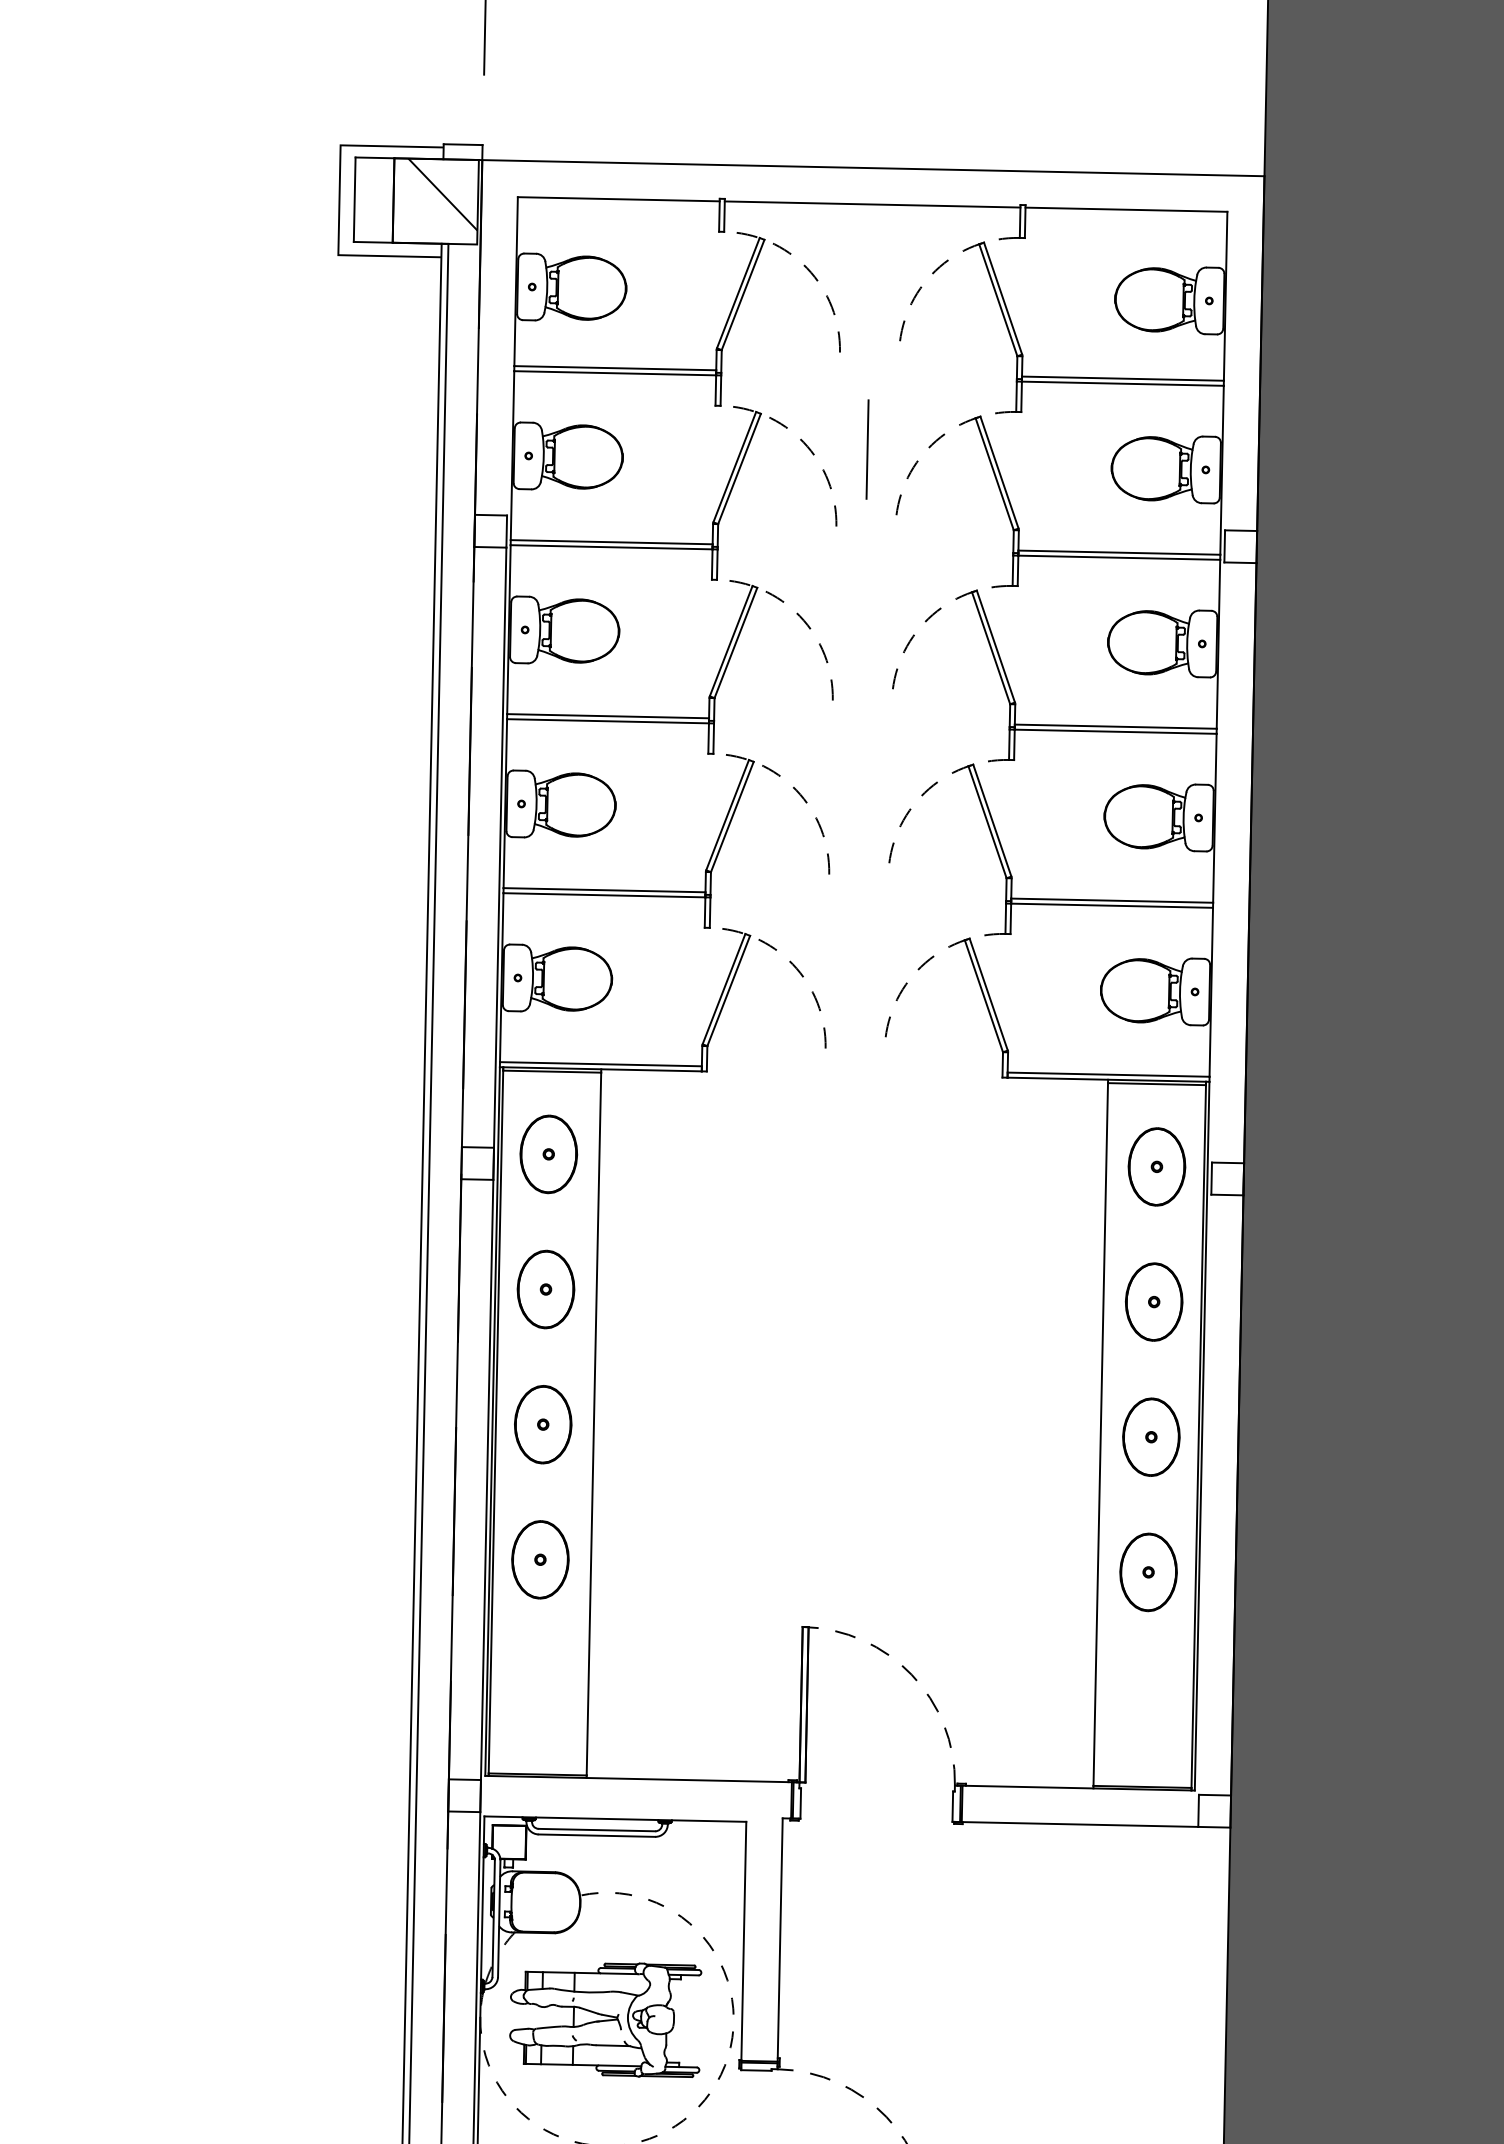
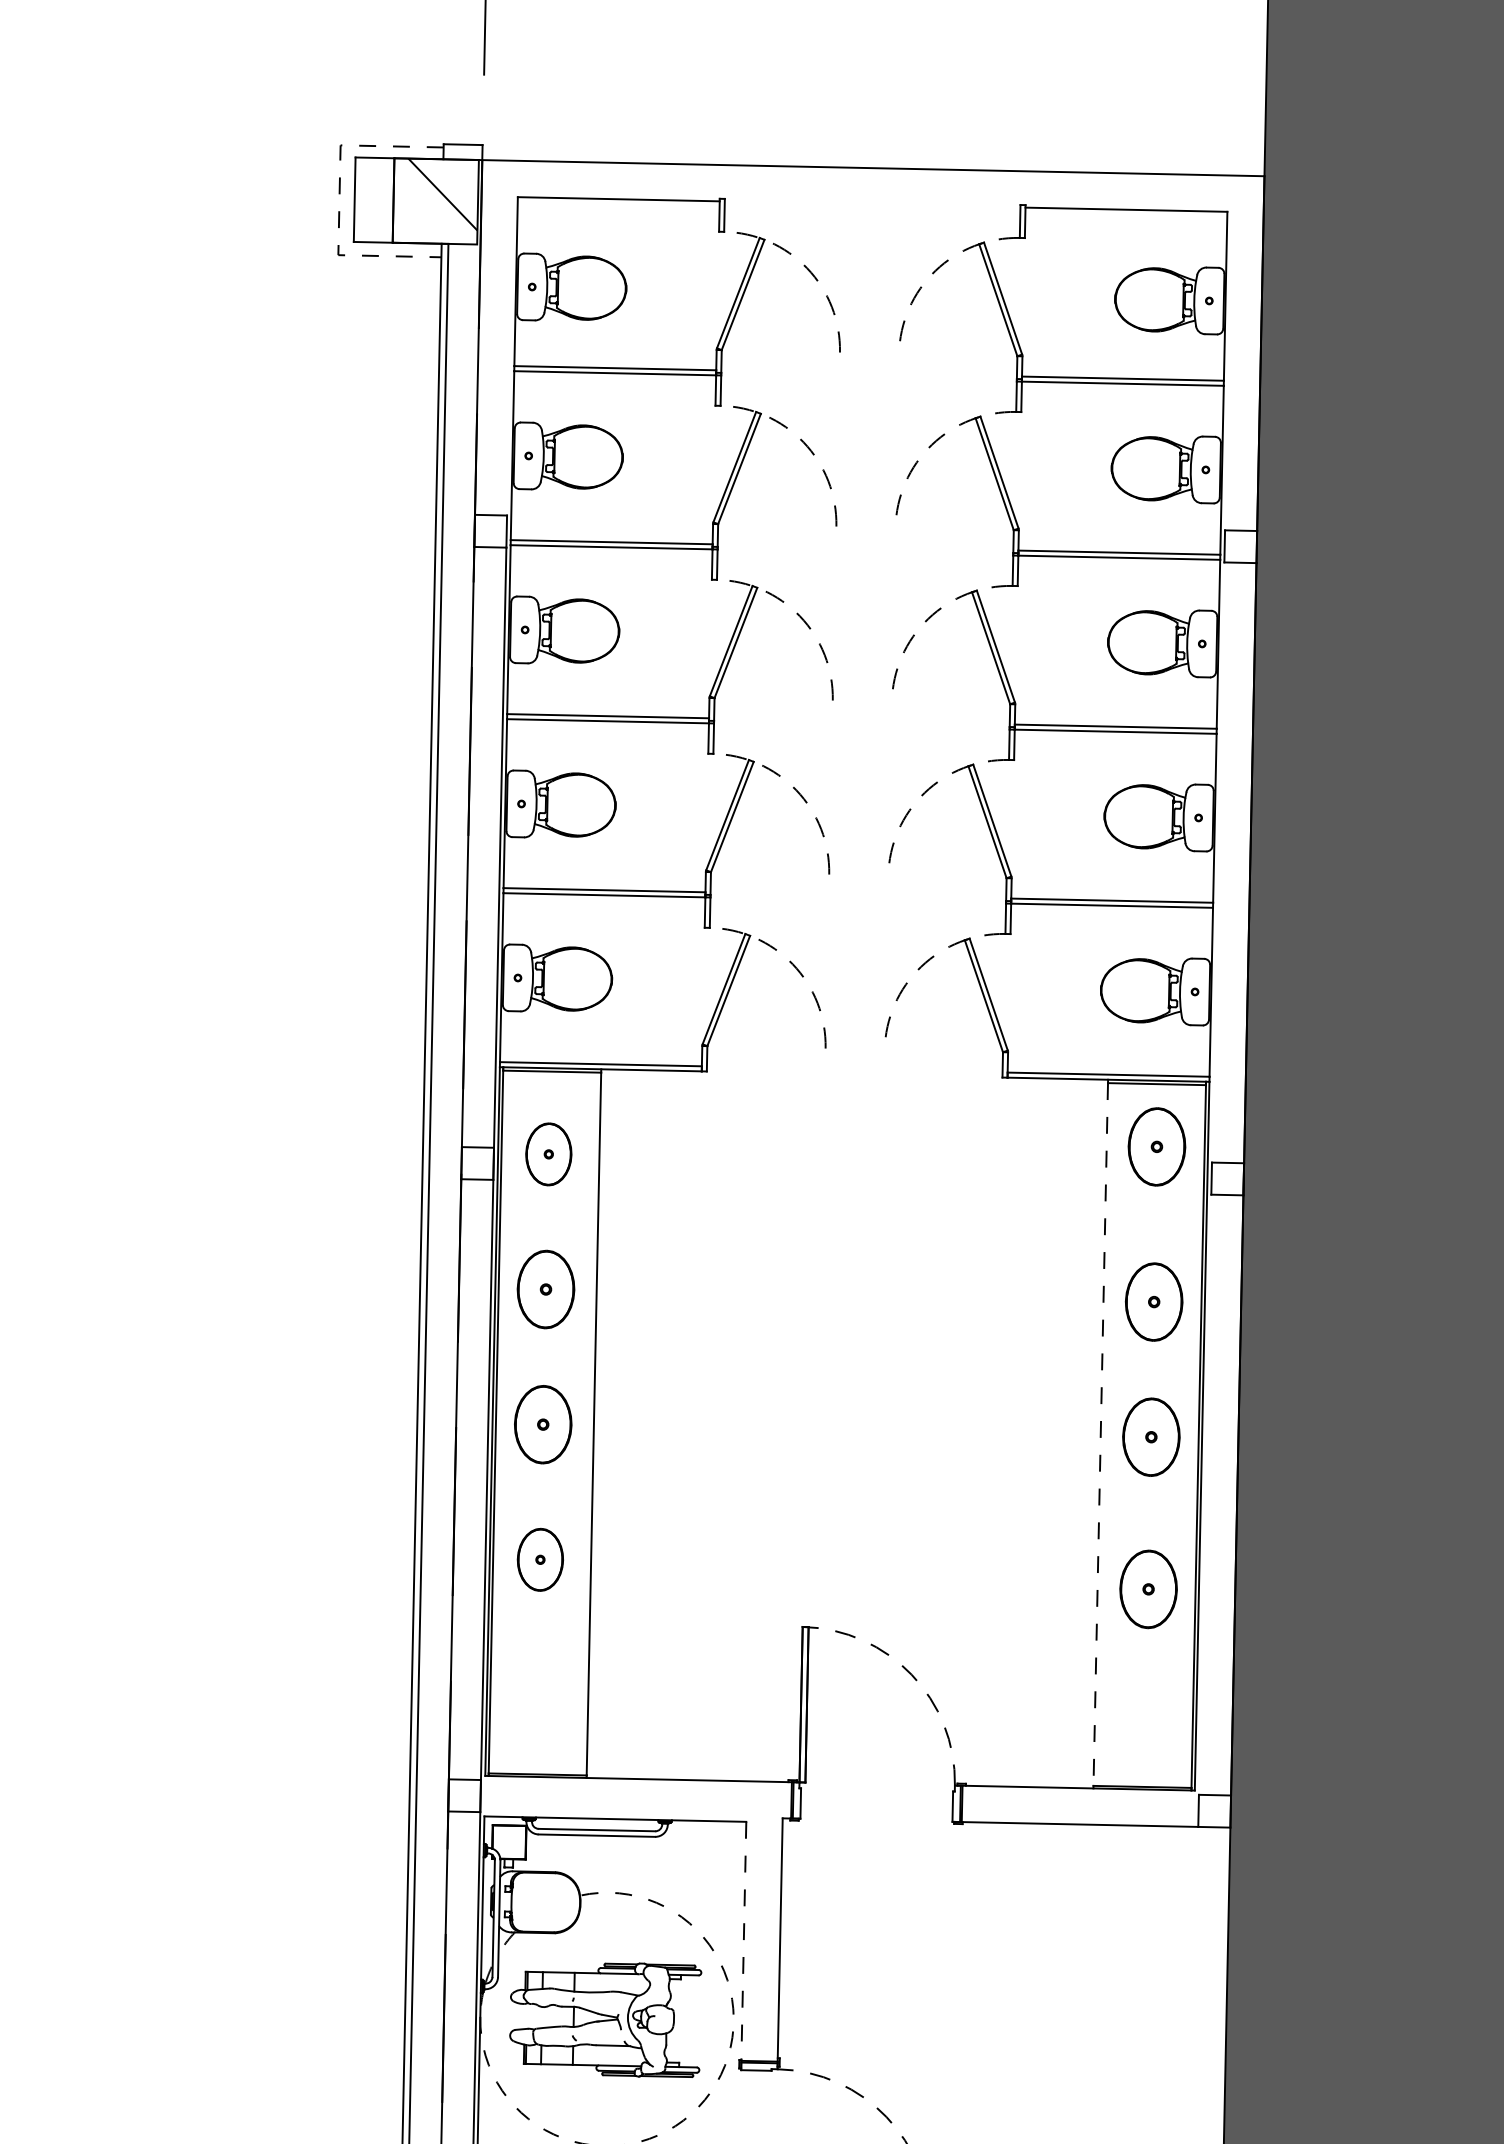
line: solid -> dashed (339, 200)
line: present -> none (872, 204)
line: present -> none (867, 449)
part size: 60x81 px -> 48x65 px (548, 1154)
part position: (1156, 1166) -> (1156, 1146) (1156, 1146)
line: solid -> dashed (1100, 1435)
part size: 59x80 px -> 48x65 px (539, 1559)
part position: (1148, 1572) -> (1148, 1589) (1148, 1589)
line: solid -> dashed (743, 1941)
